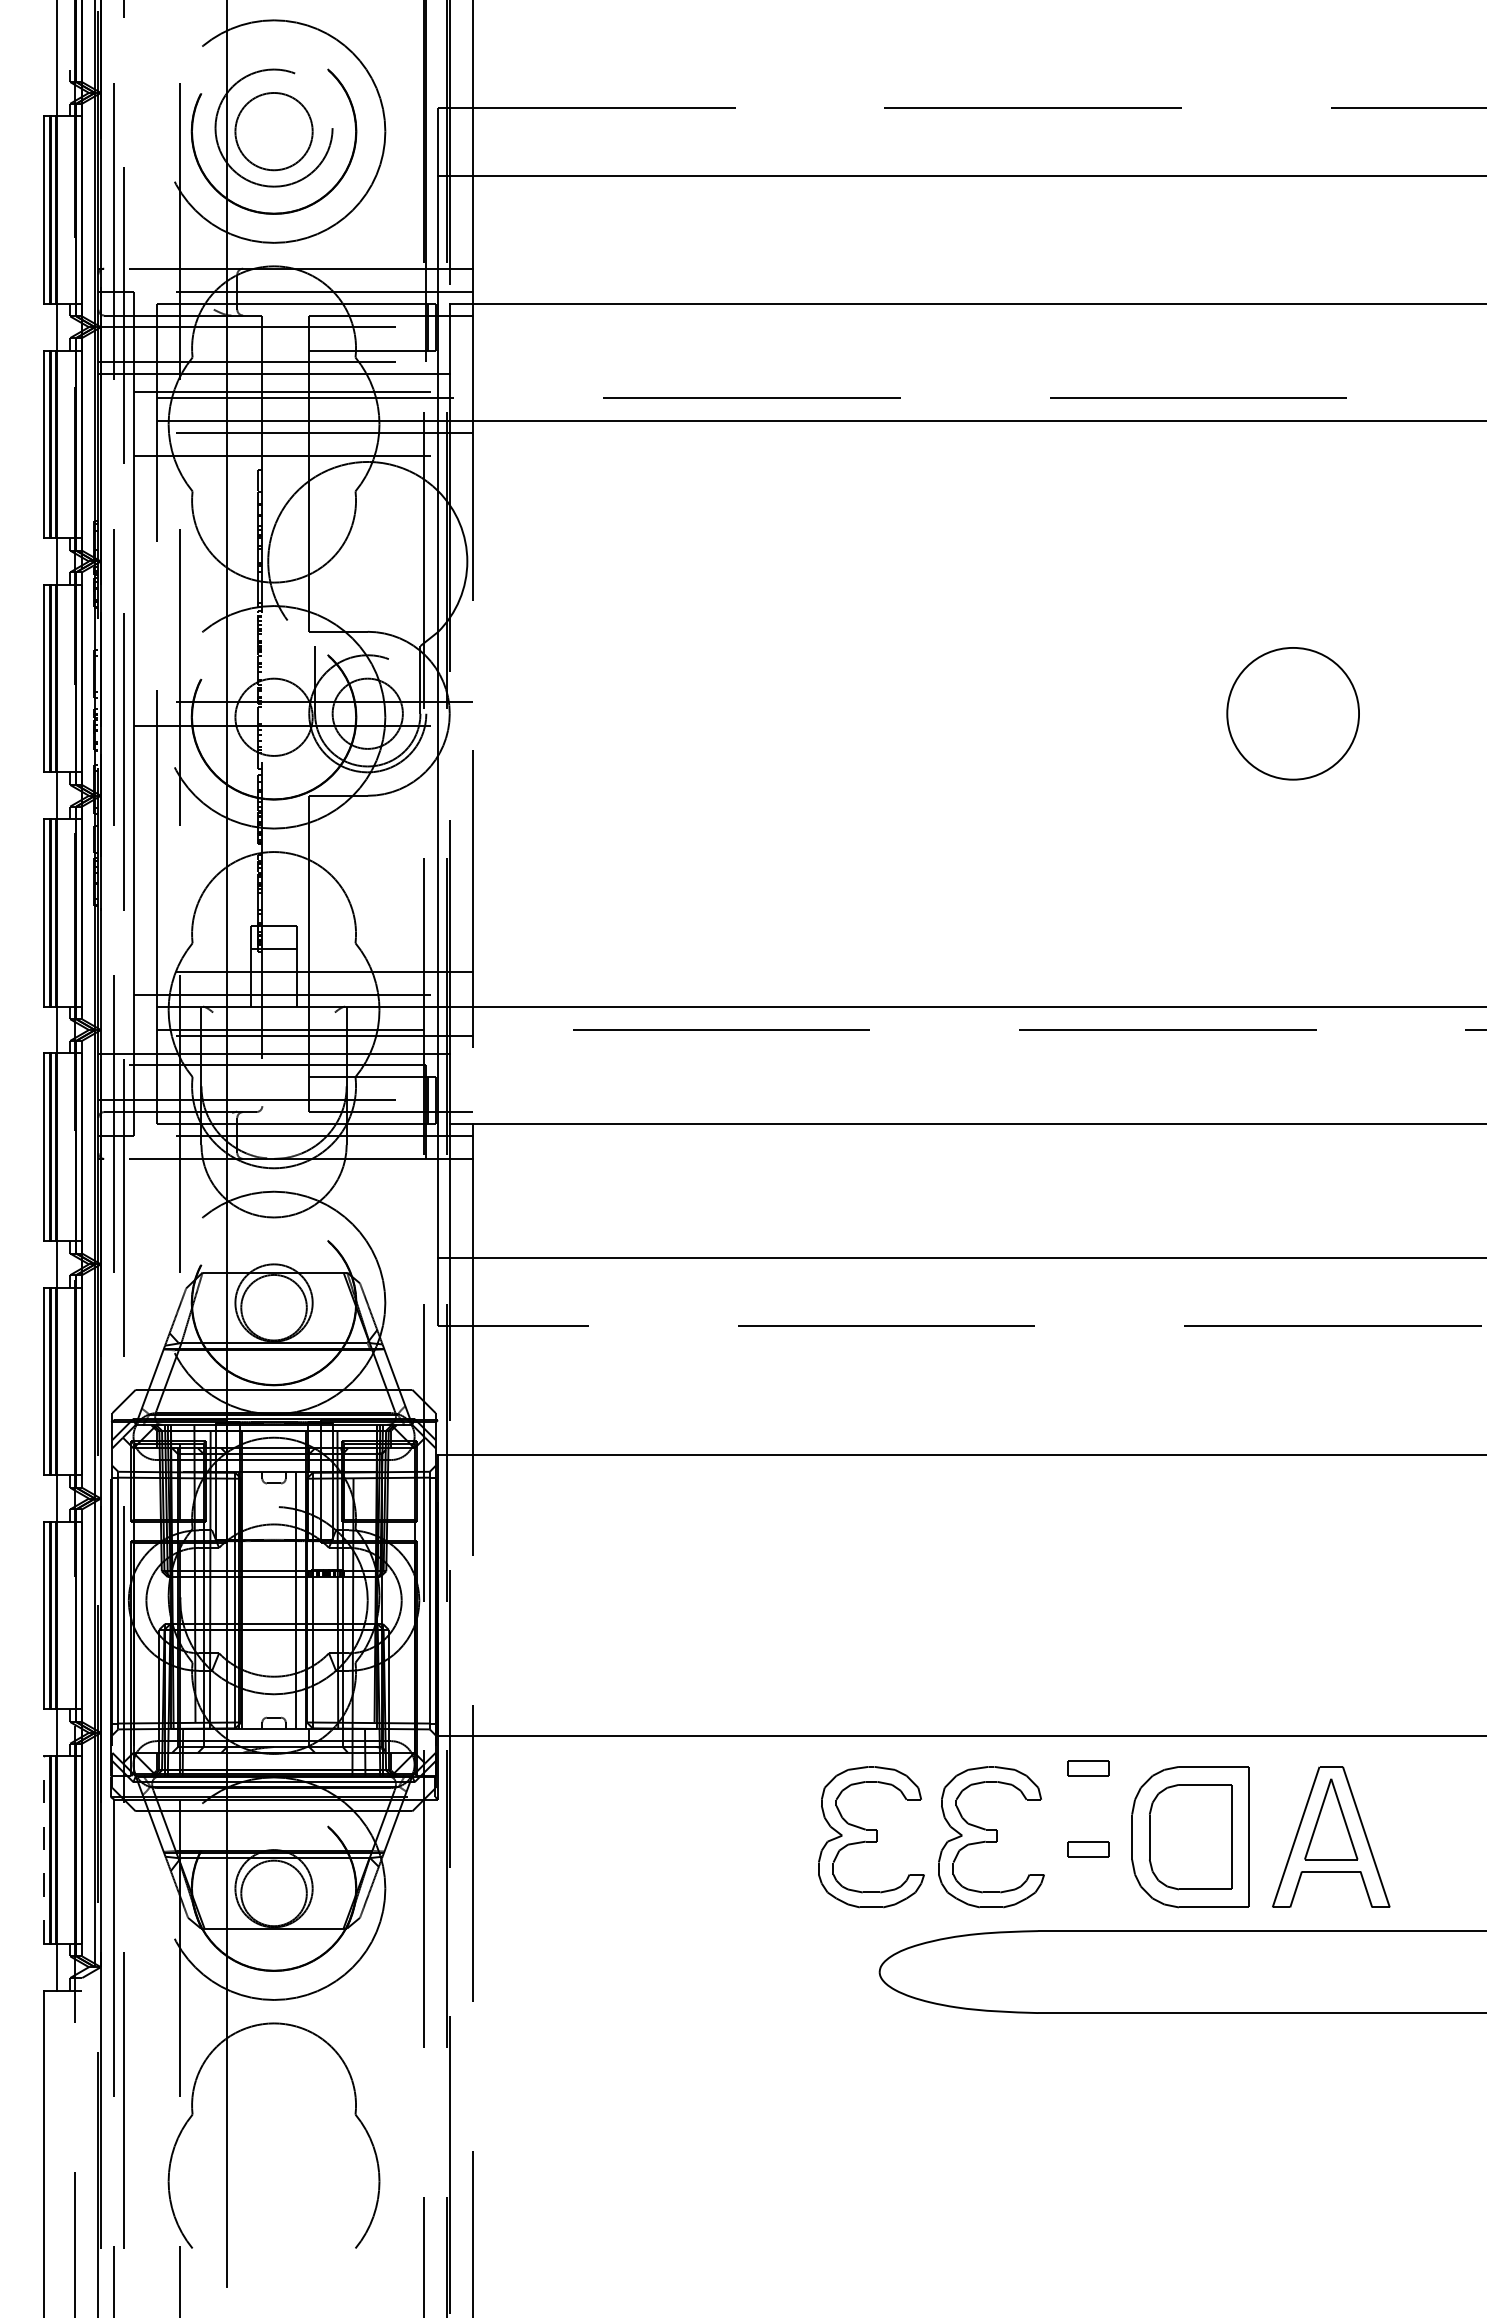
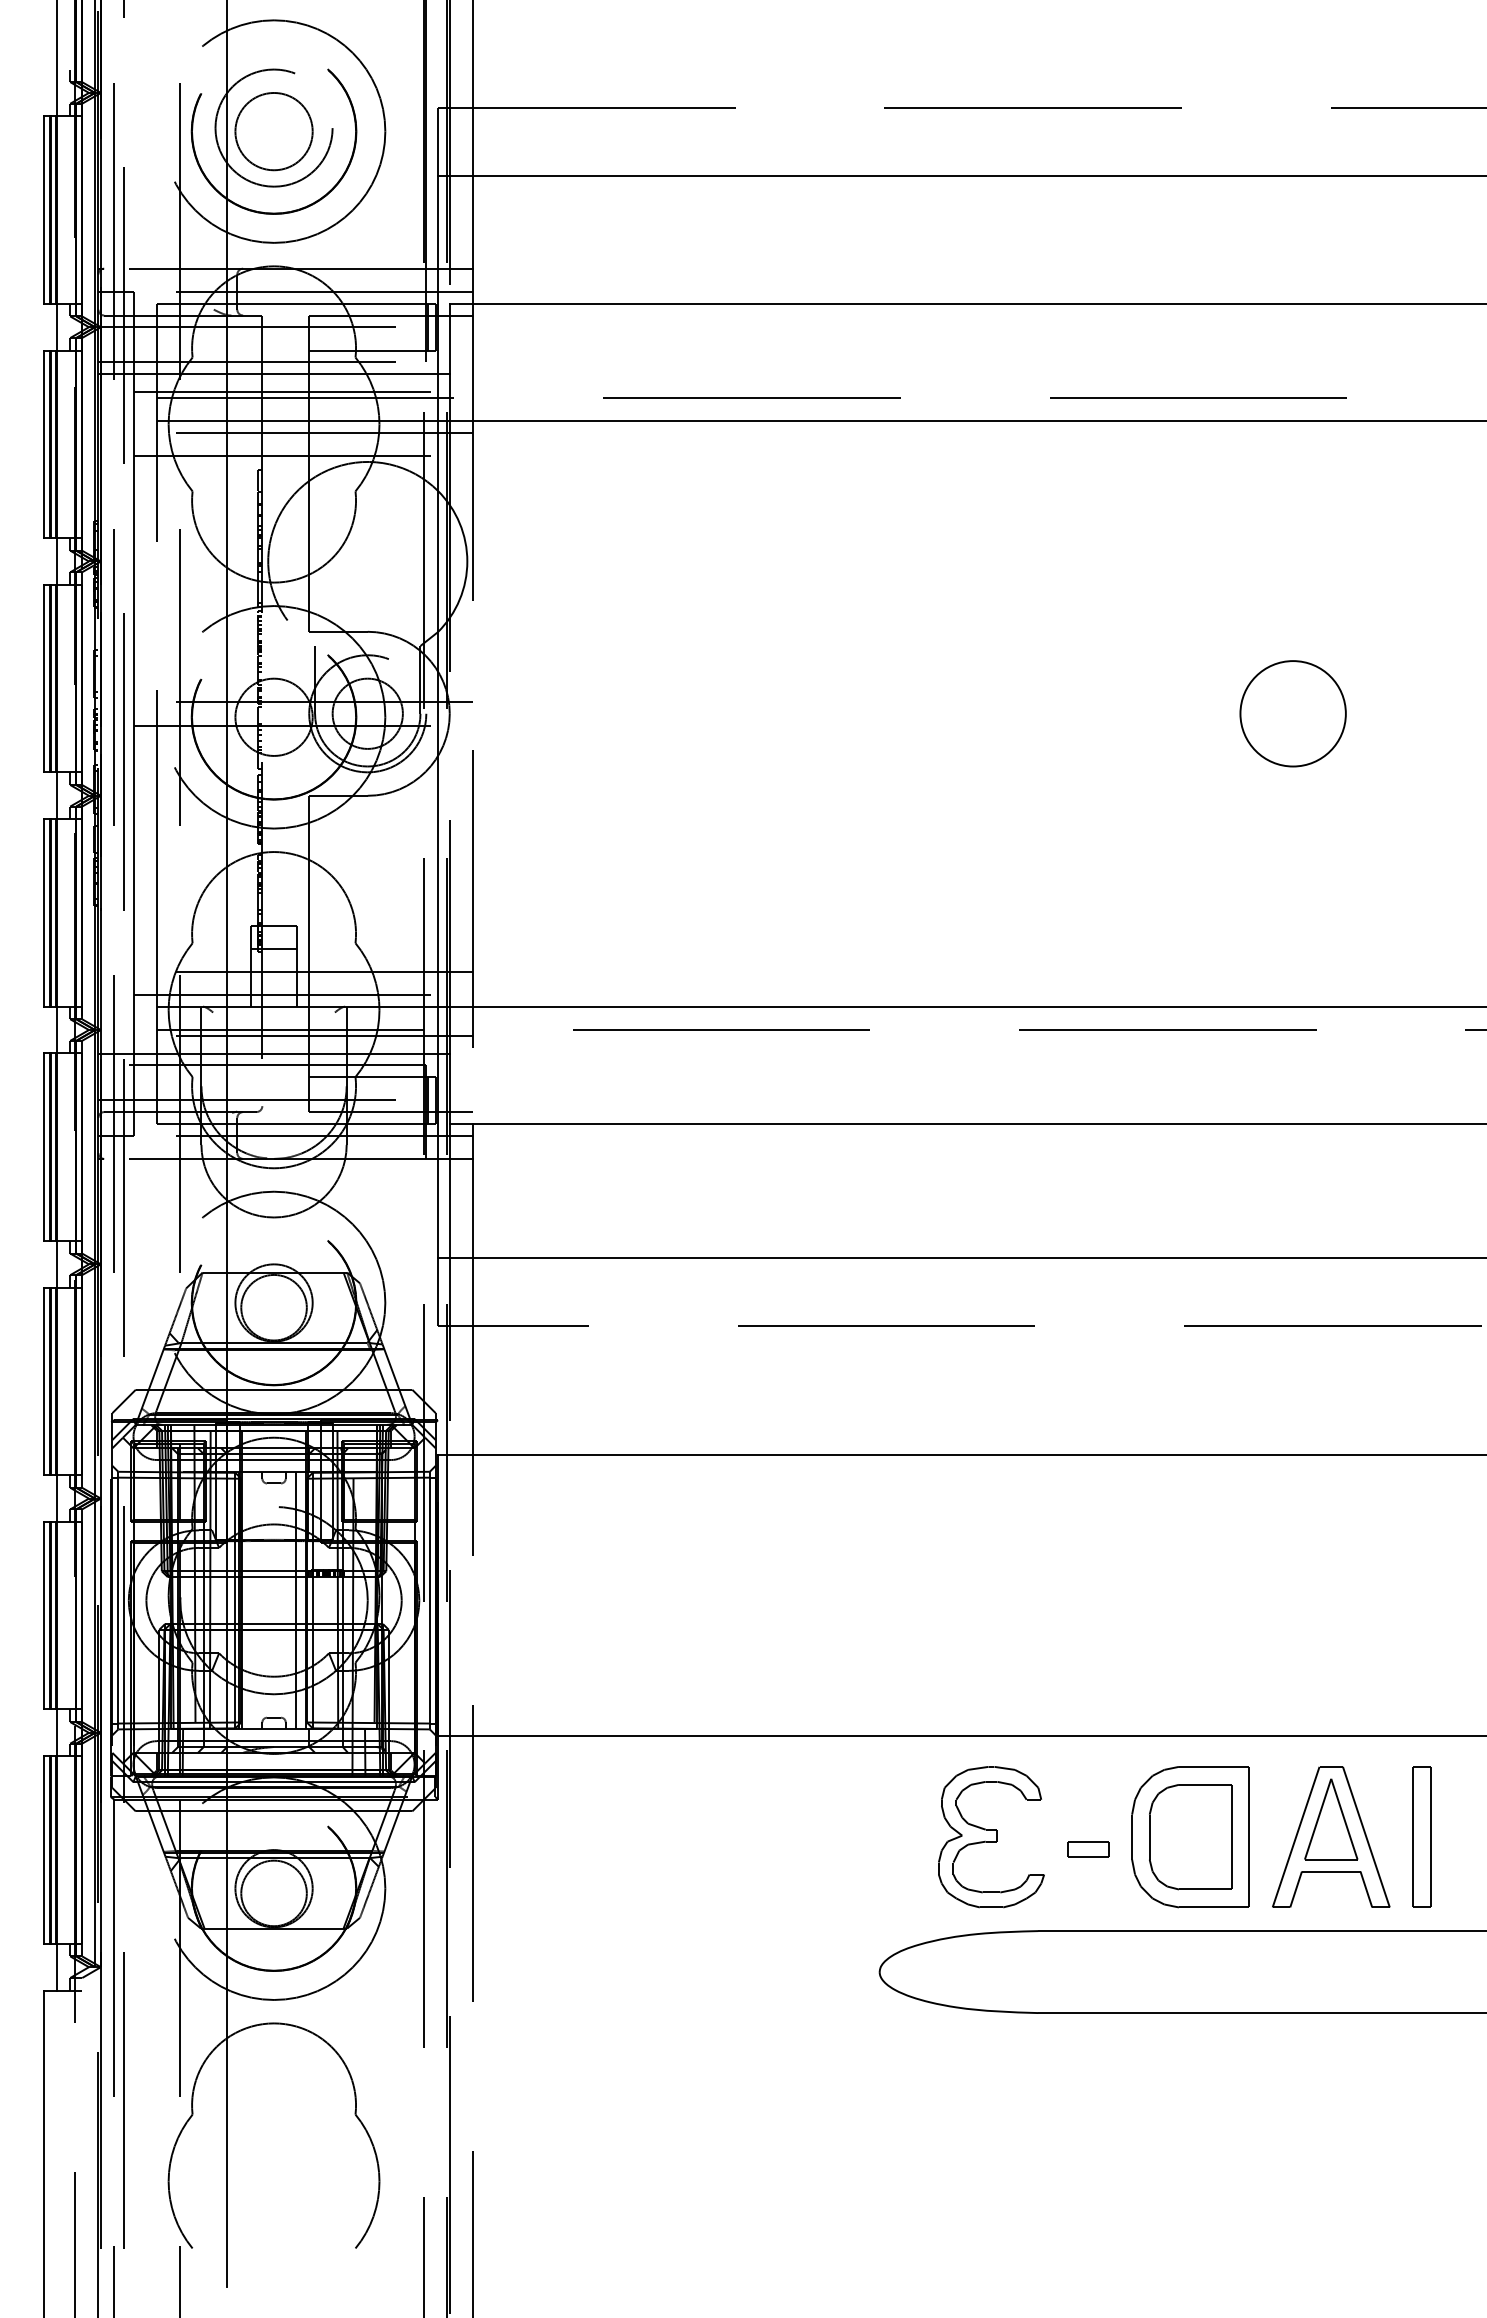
circle diameter: 132 px -> 105 px (1292, 713)
part: present -> none (1088, 1768)
part: none -> present (1421, 1836)
part: present -> none (871, 1837)
line: dashed -> solid (44, 1850)
